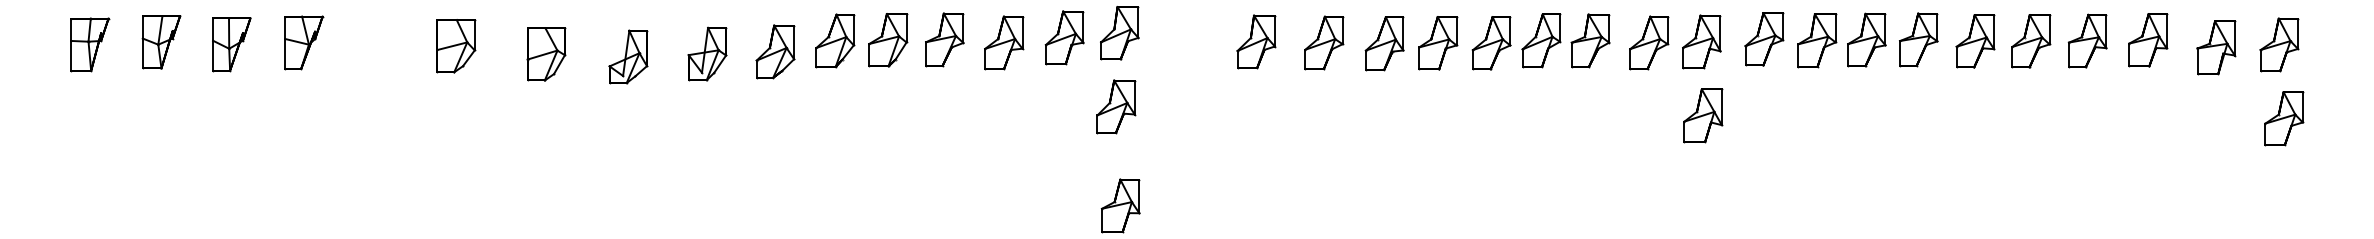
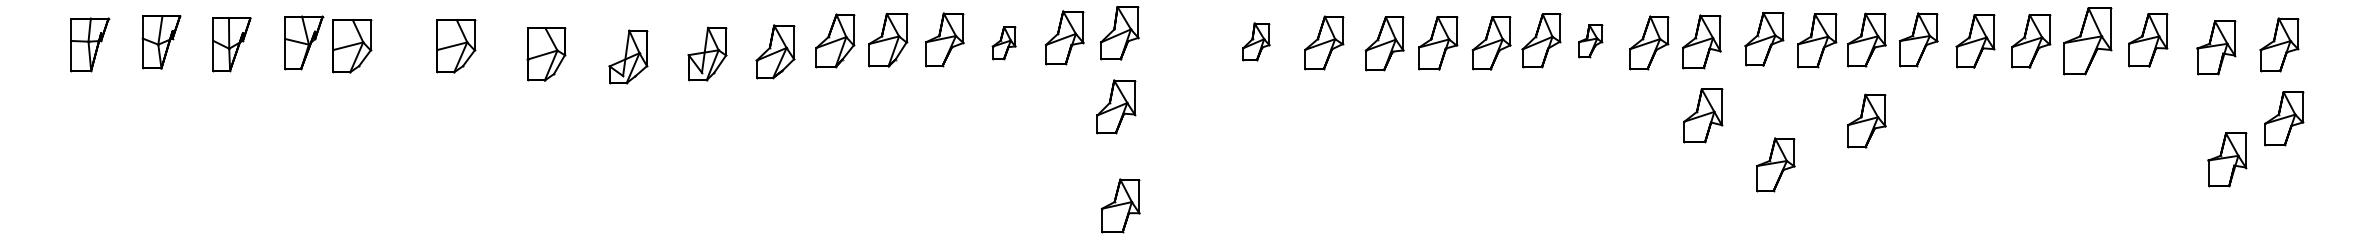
part size: 41x56 px -> 26x35 px (1590, 41)
part size: 41x56 px -> 50x69 px (2087, 41)
part size: 41x56 px -> 29x40 px (1256, 41)
part size: 41x56 px -> 26x35 px (1003, 43)
part: none -> present (352, 46)
part: none -> present (1866, 120)
part: none -> present (2227, 159)
part: none -> present (1775, 164)
